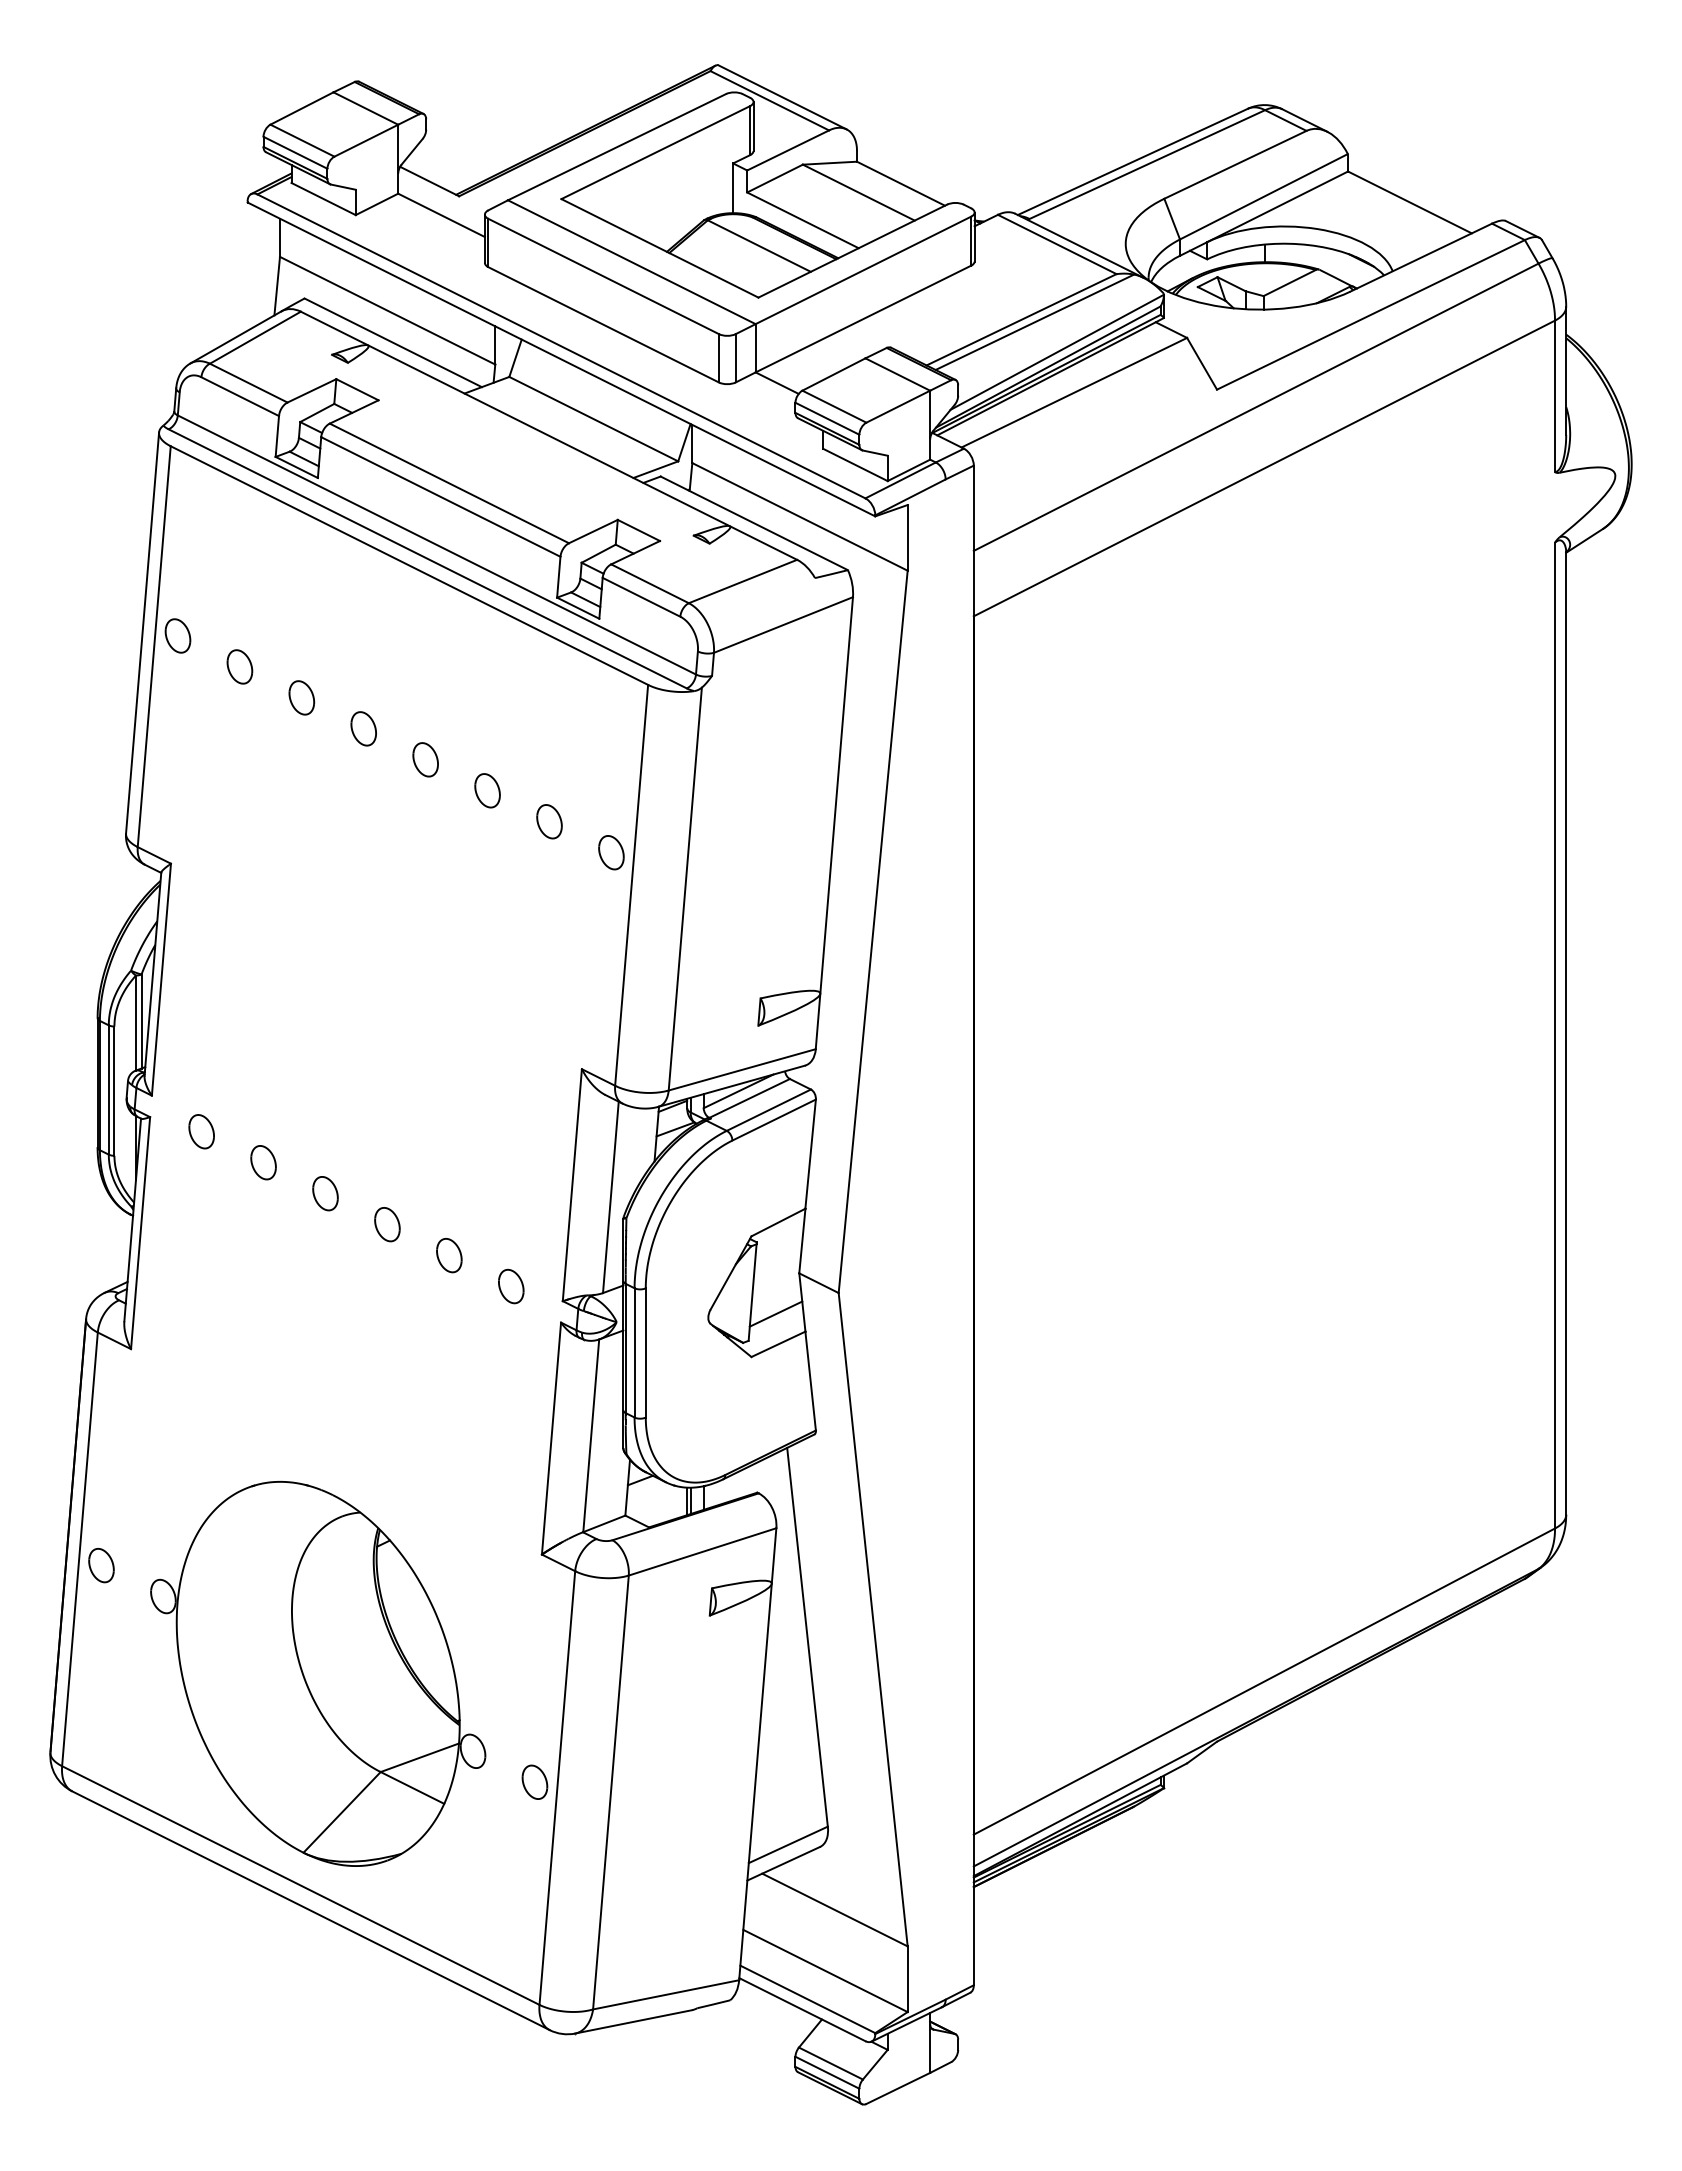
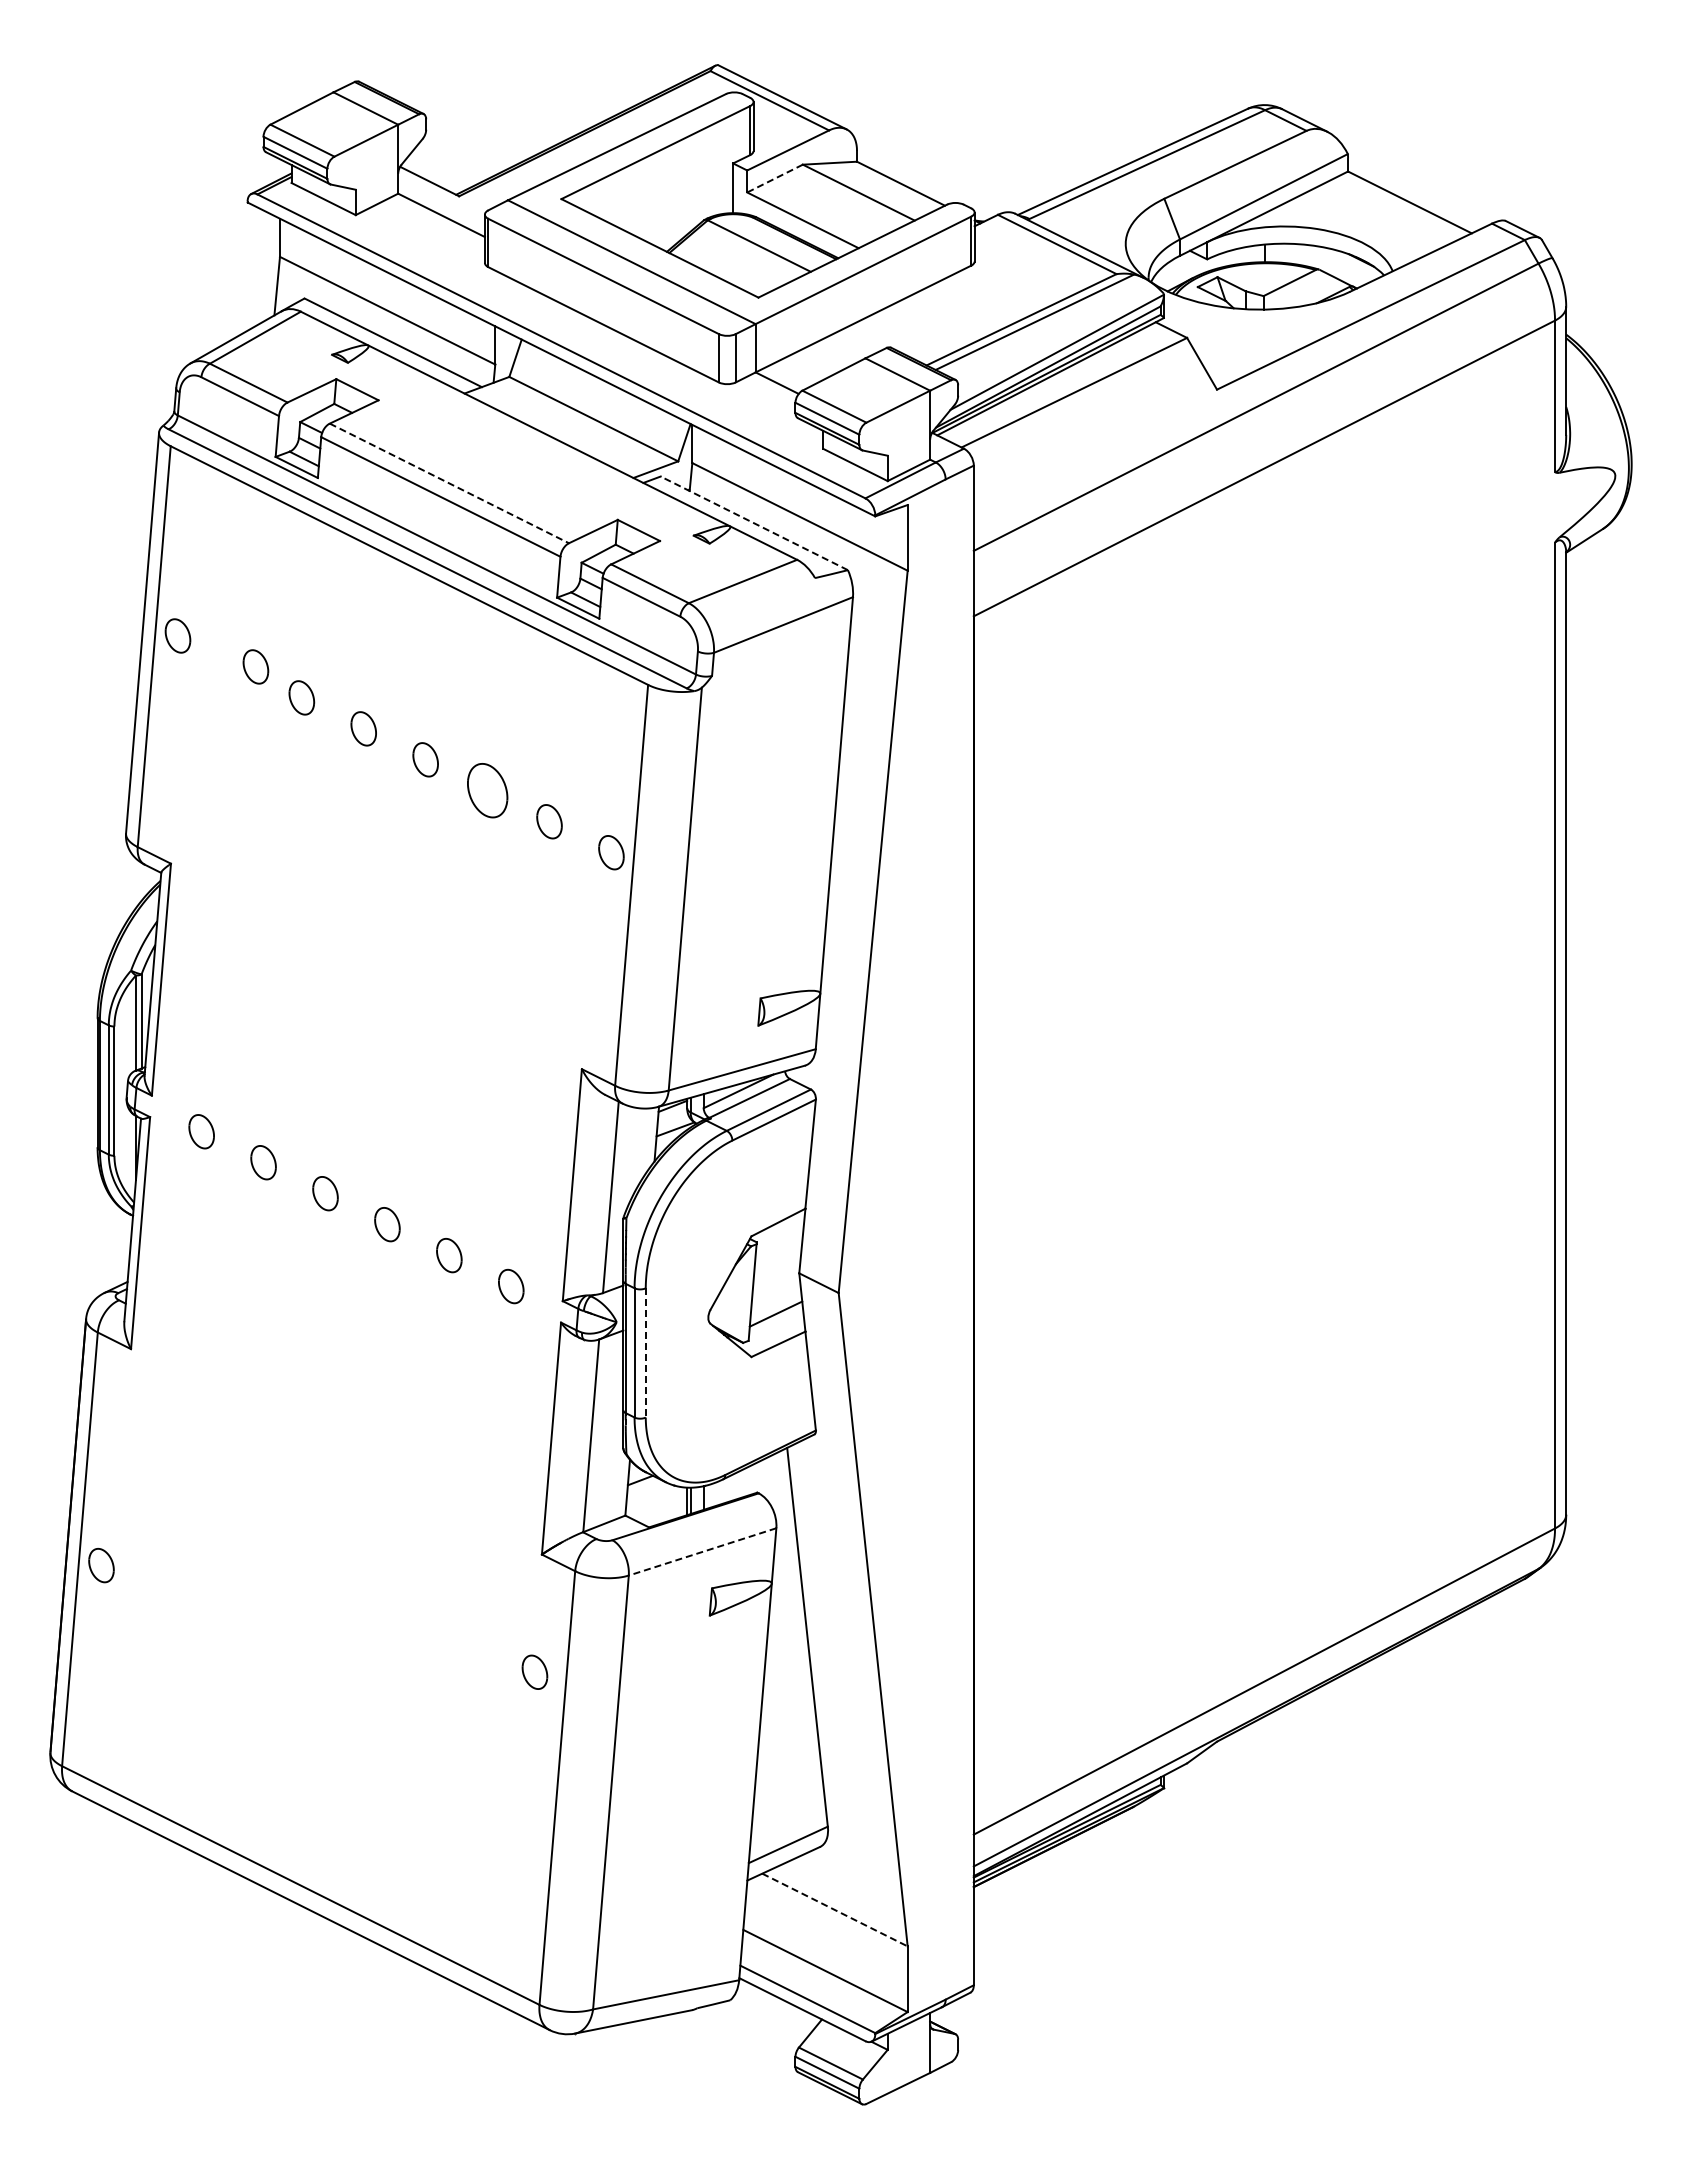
line: solid -> dashed (774, 178)
line: solid -> dashed (449, 483)
line: solid -> dashed (754, 523)
part position: (239, 666) -> (255, 666) (255, 666)
part size: 27x36 px -> 42x56 px (487, 790)
line: solid -> dashed (645, 1352)
line: solid -> dashed (702, 1552)
part: present -> none (318, 1673)
part position: (534, 1781) -> (534, 1671) (534, 1671)
line: solid -> dashed (835, 1910)
